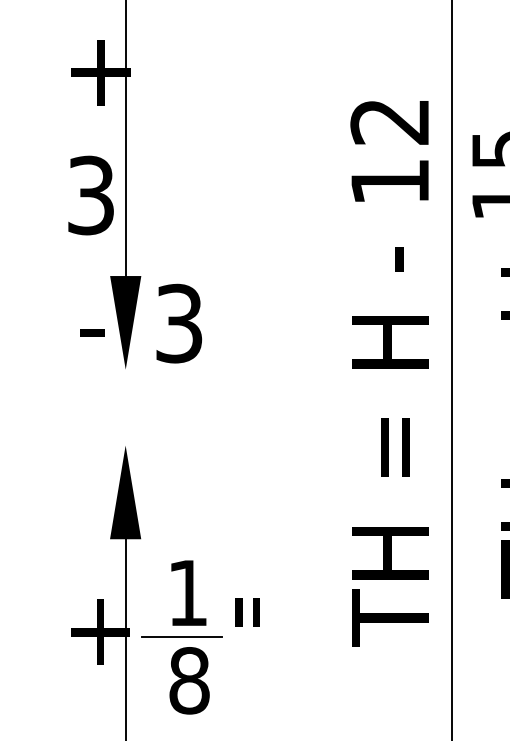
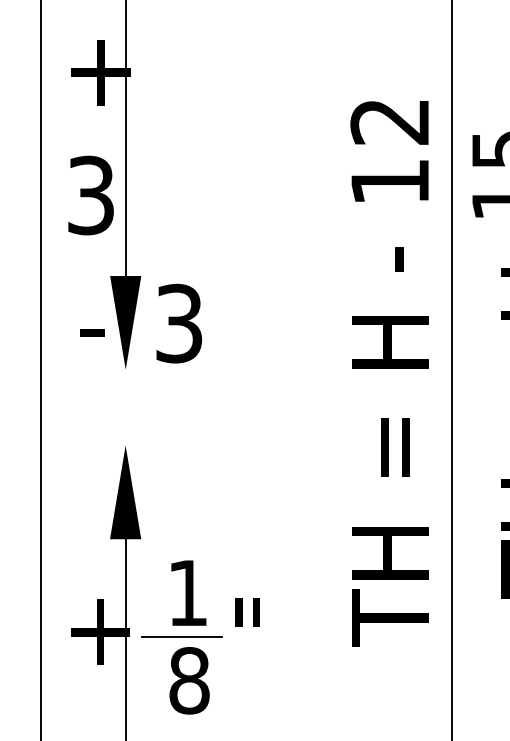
line: none -> present (41, 369)
